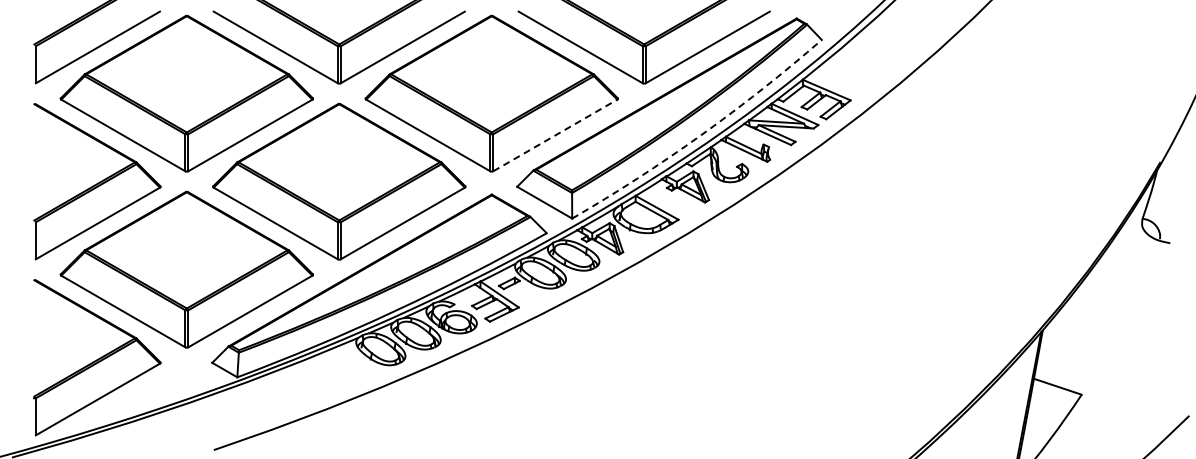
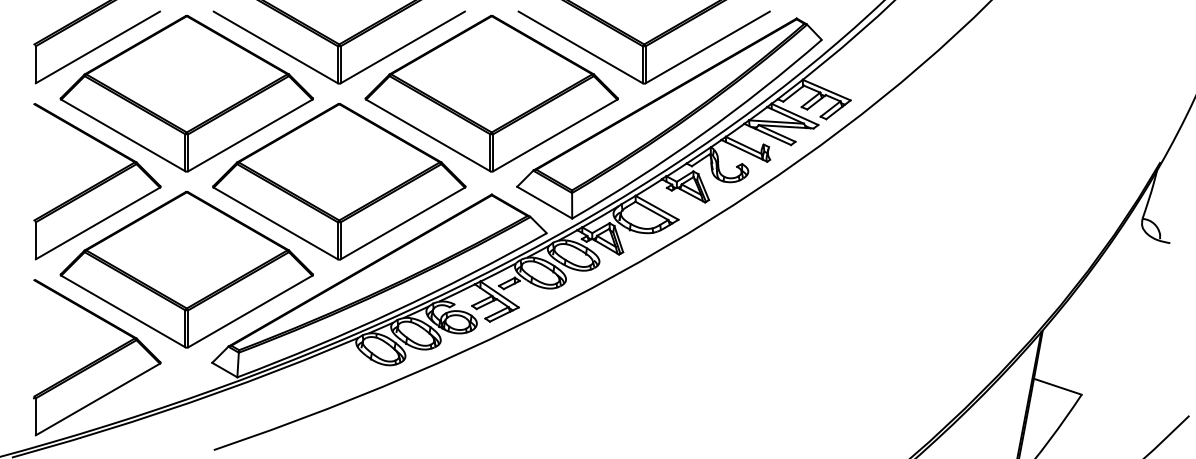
line: dashed -> solid (555, 135)
arc: dashed -> solid (701, 135)
